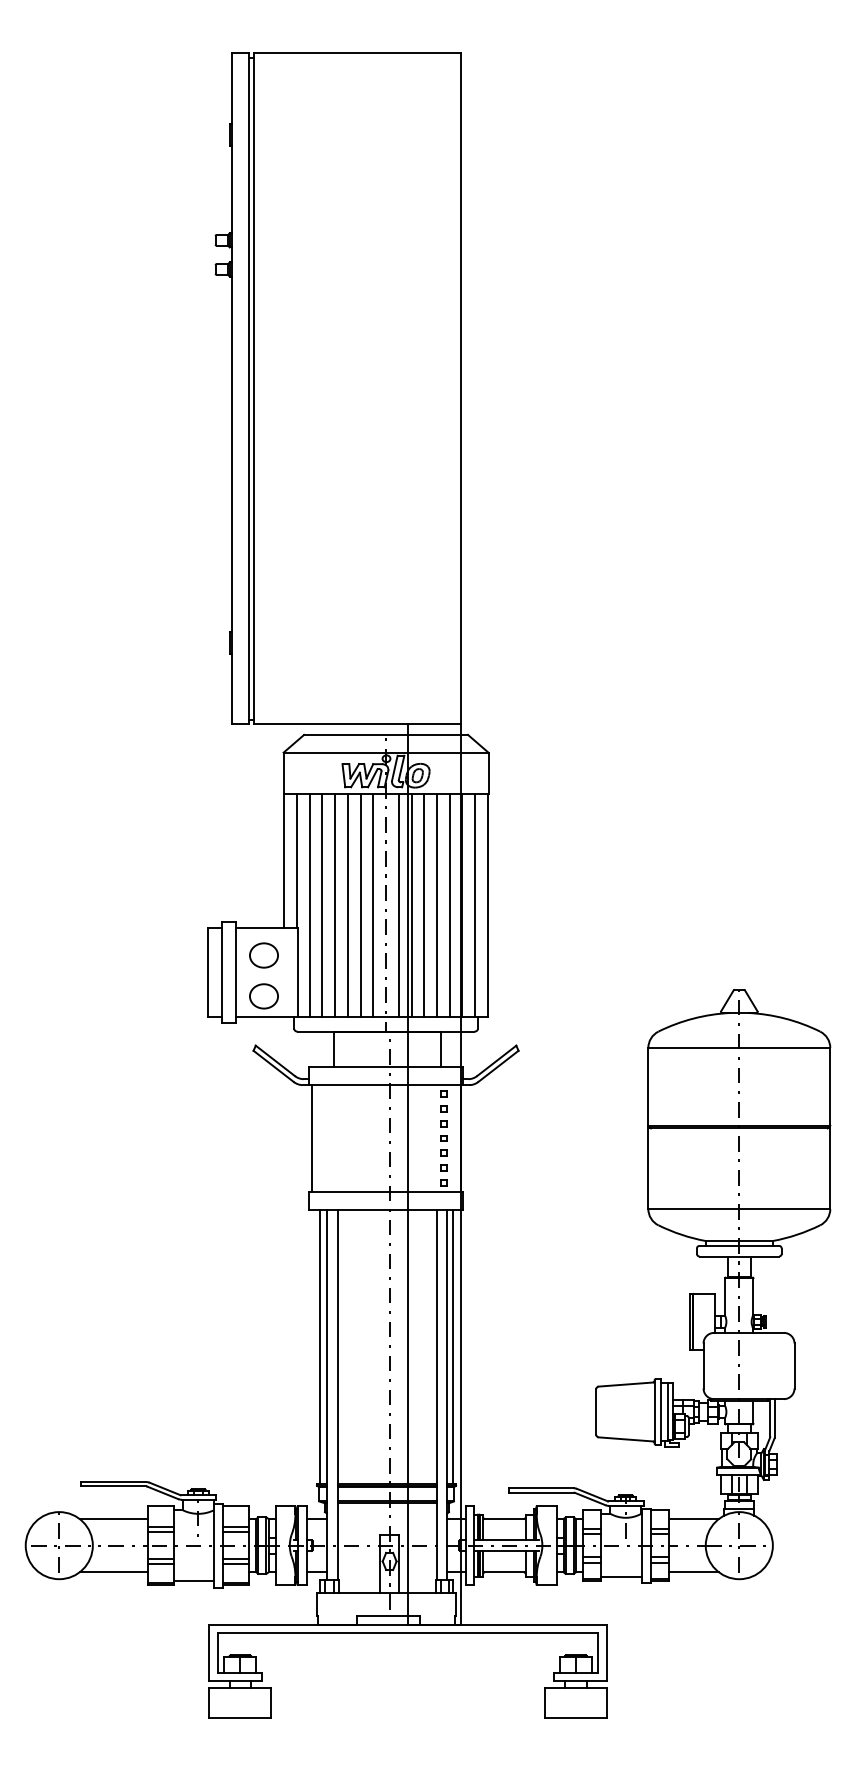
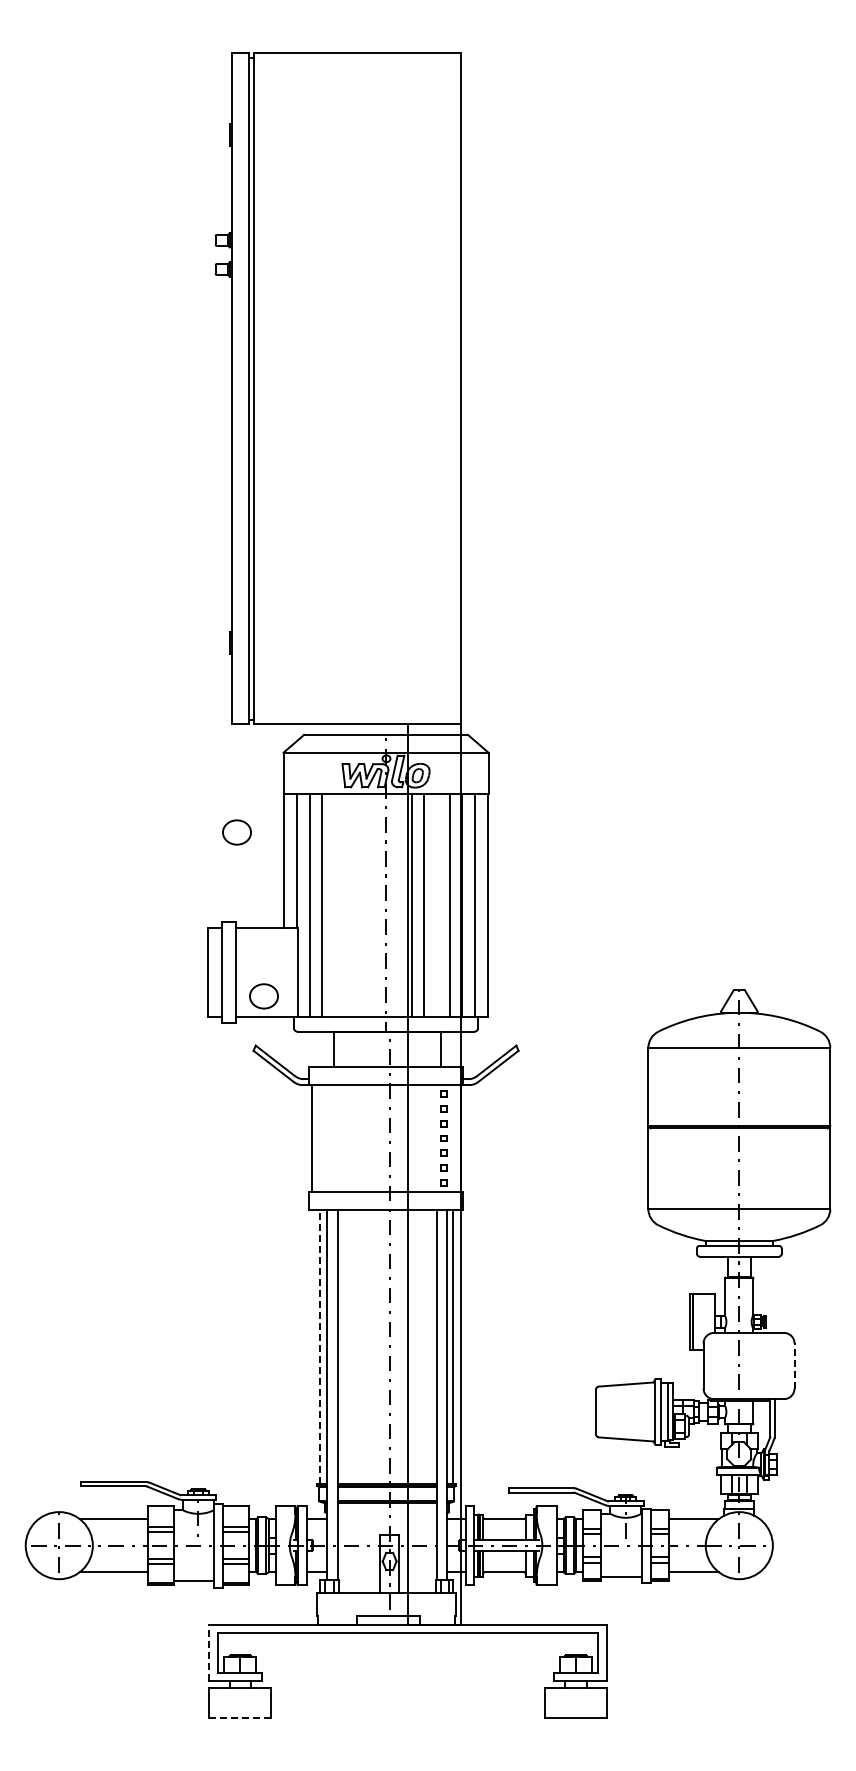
line: present -> none (335, 905)
line: present -> none (347, 905)
line: present -> none (360, 905)
line: present -> none (373, 905)
line: present -> none (398, 905)
line: present -> none (436, 905)
part position: (263, 955) -> (236, 832) (236, 832)
line: solid -> dashed (320, 1346)
line: solid -> dashed (794, 1366)
line: solid -> dashed (209, 1652)
line: solid -> dashed (240, 1717)
